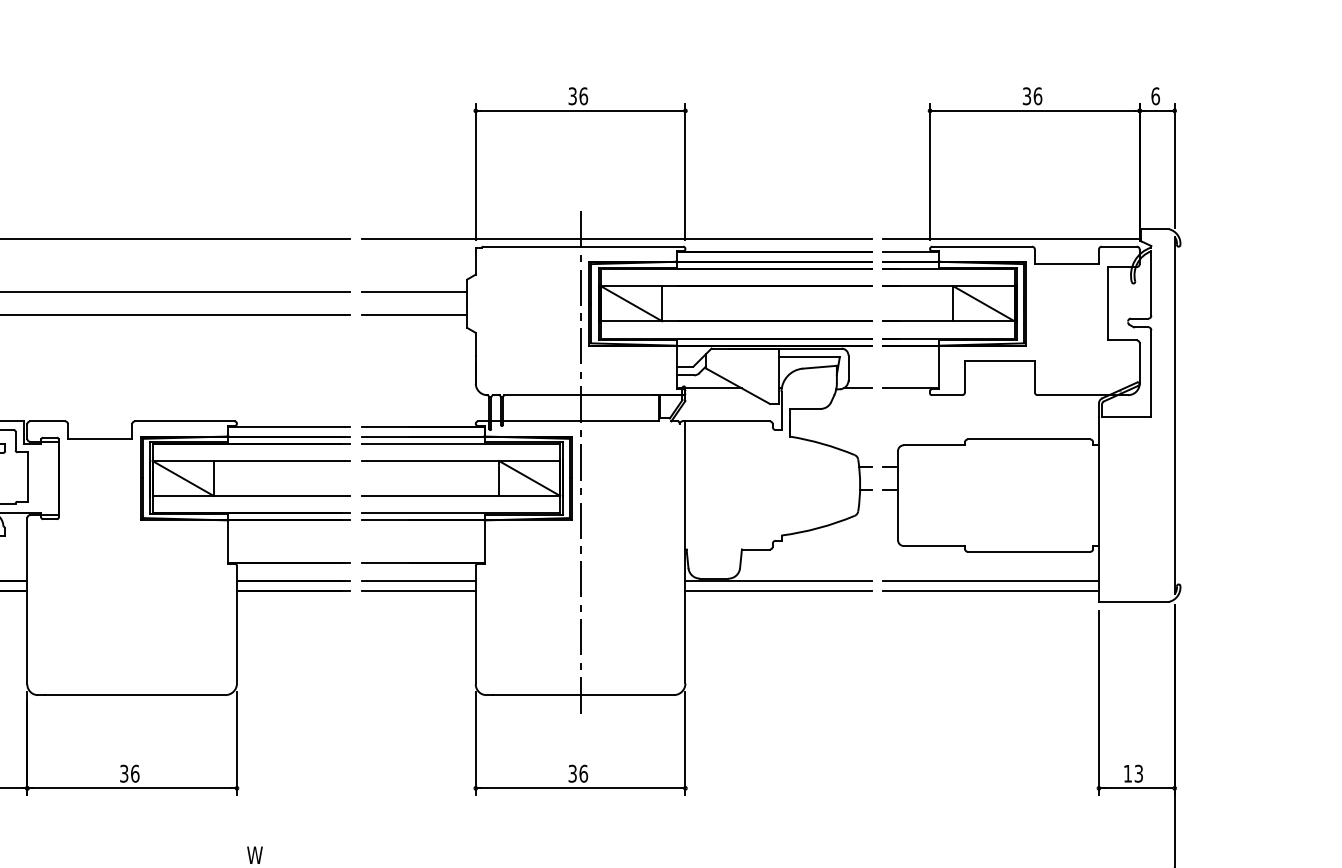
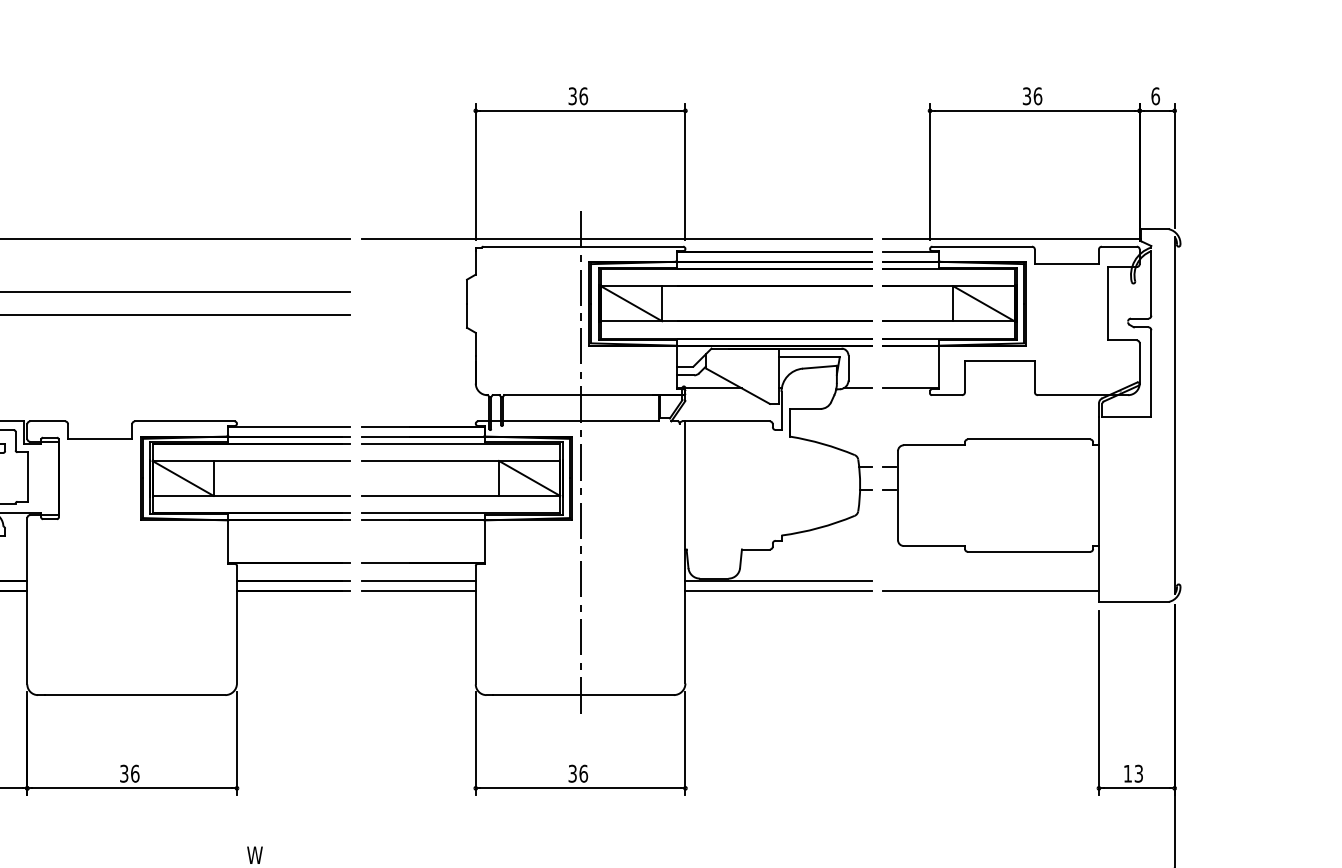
line: present -> none (414, 292)
line: present -> none (414, 315)
line: present -> none (990, 580)
